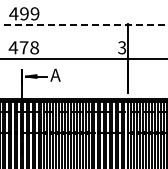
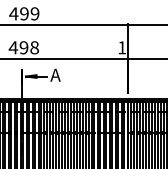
line: dashed -> solid (83, 24)
text: 478 -> 498 (23, 47)
text: 3 -> 1 (122, 47)
